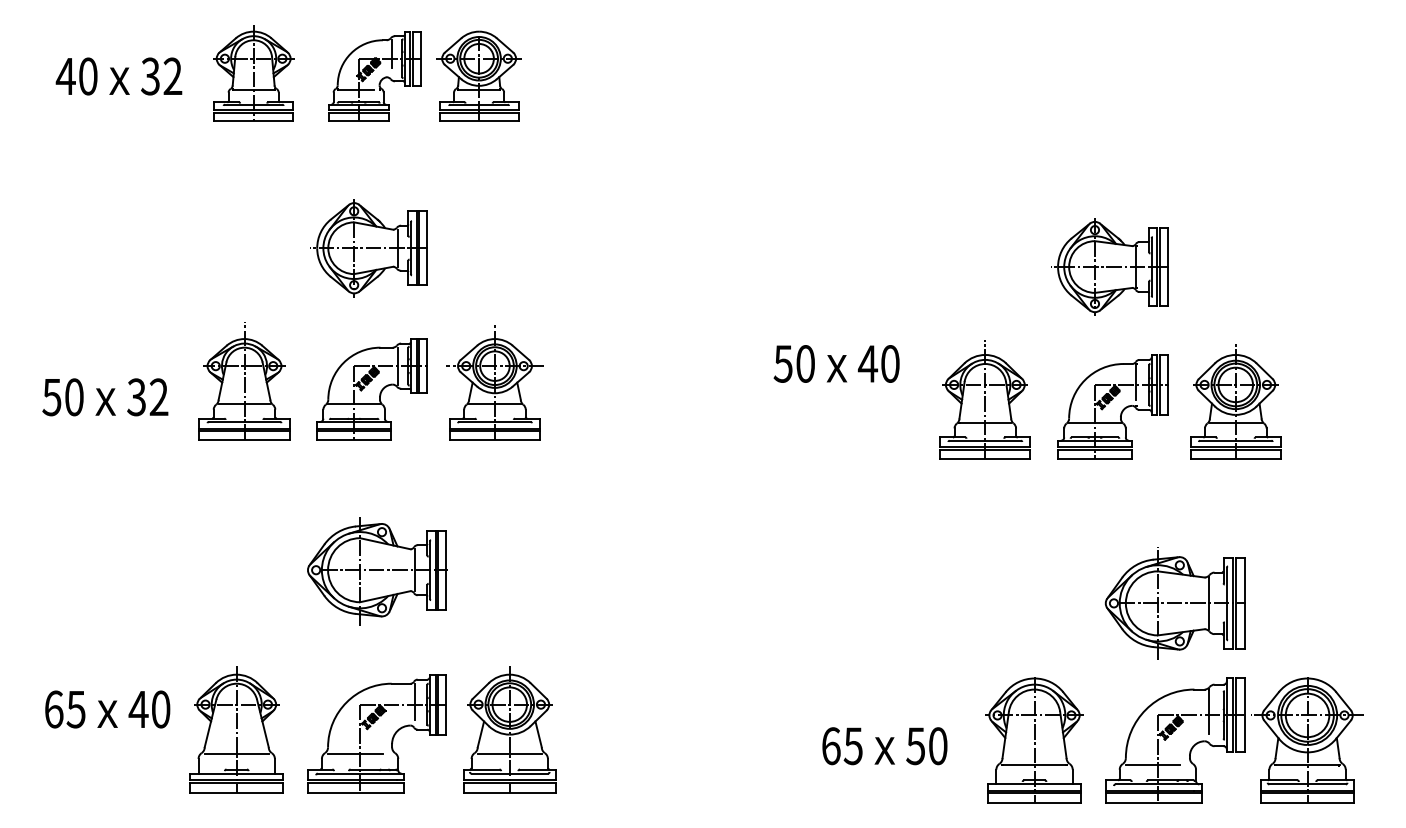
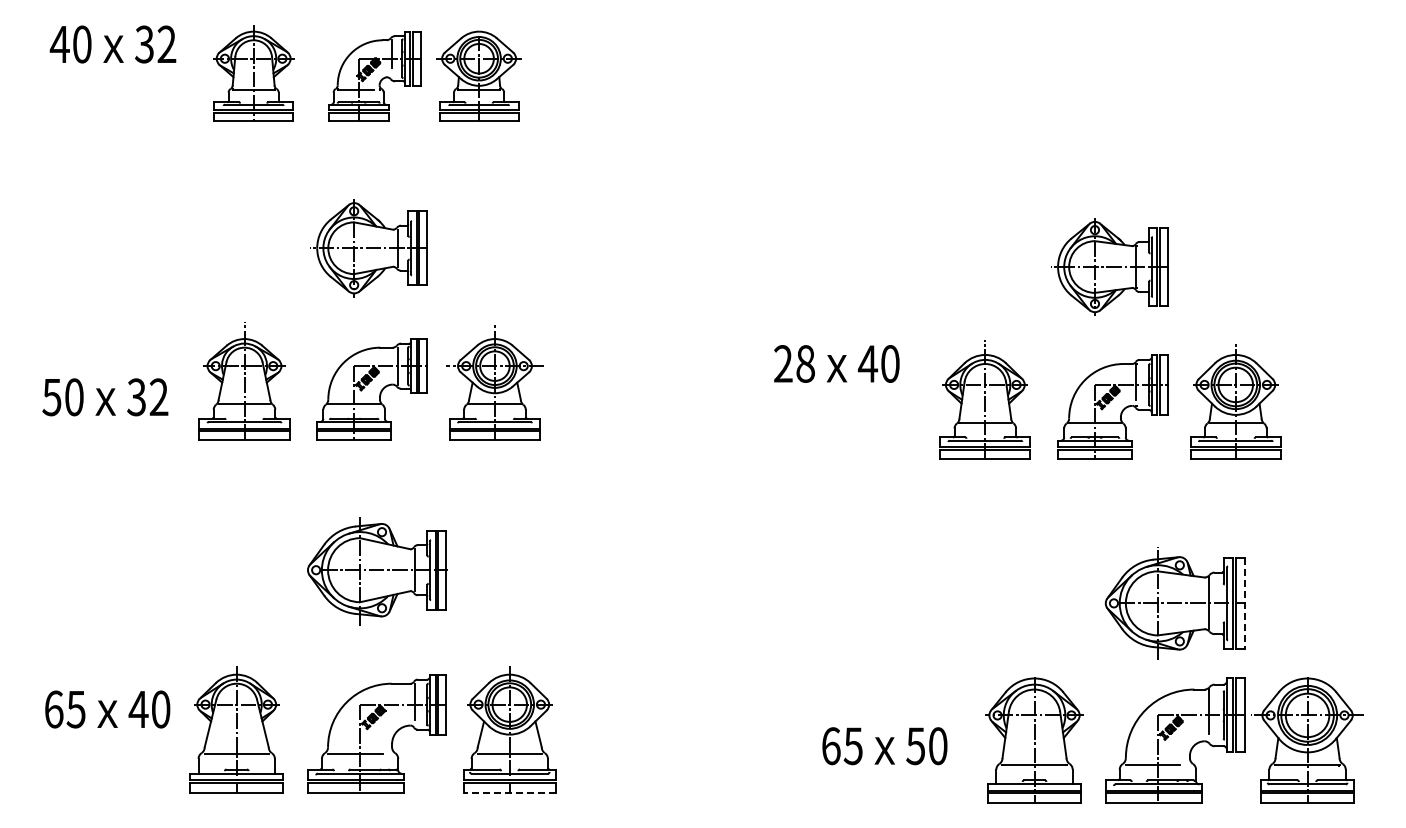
text position: (118, 76) -> (112, 44) (112, 44)
text: 50 -> 28 (793, 363)
line: solid -> dashed (1244, 603)
line: solid -> dashed (509, 792)
